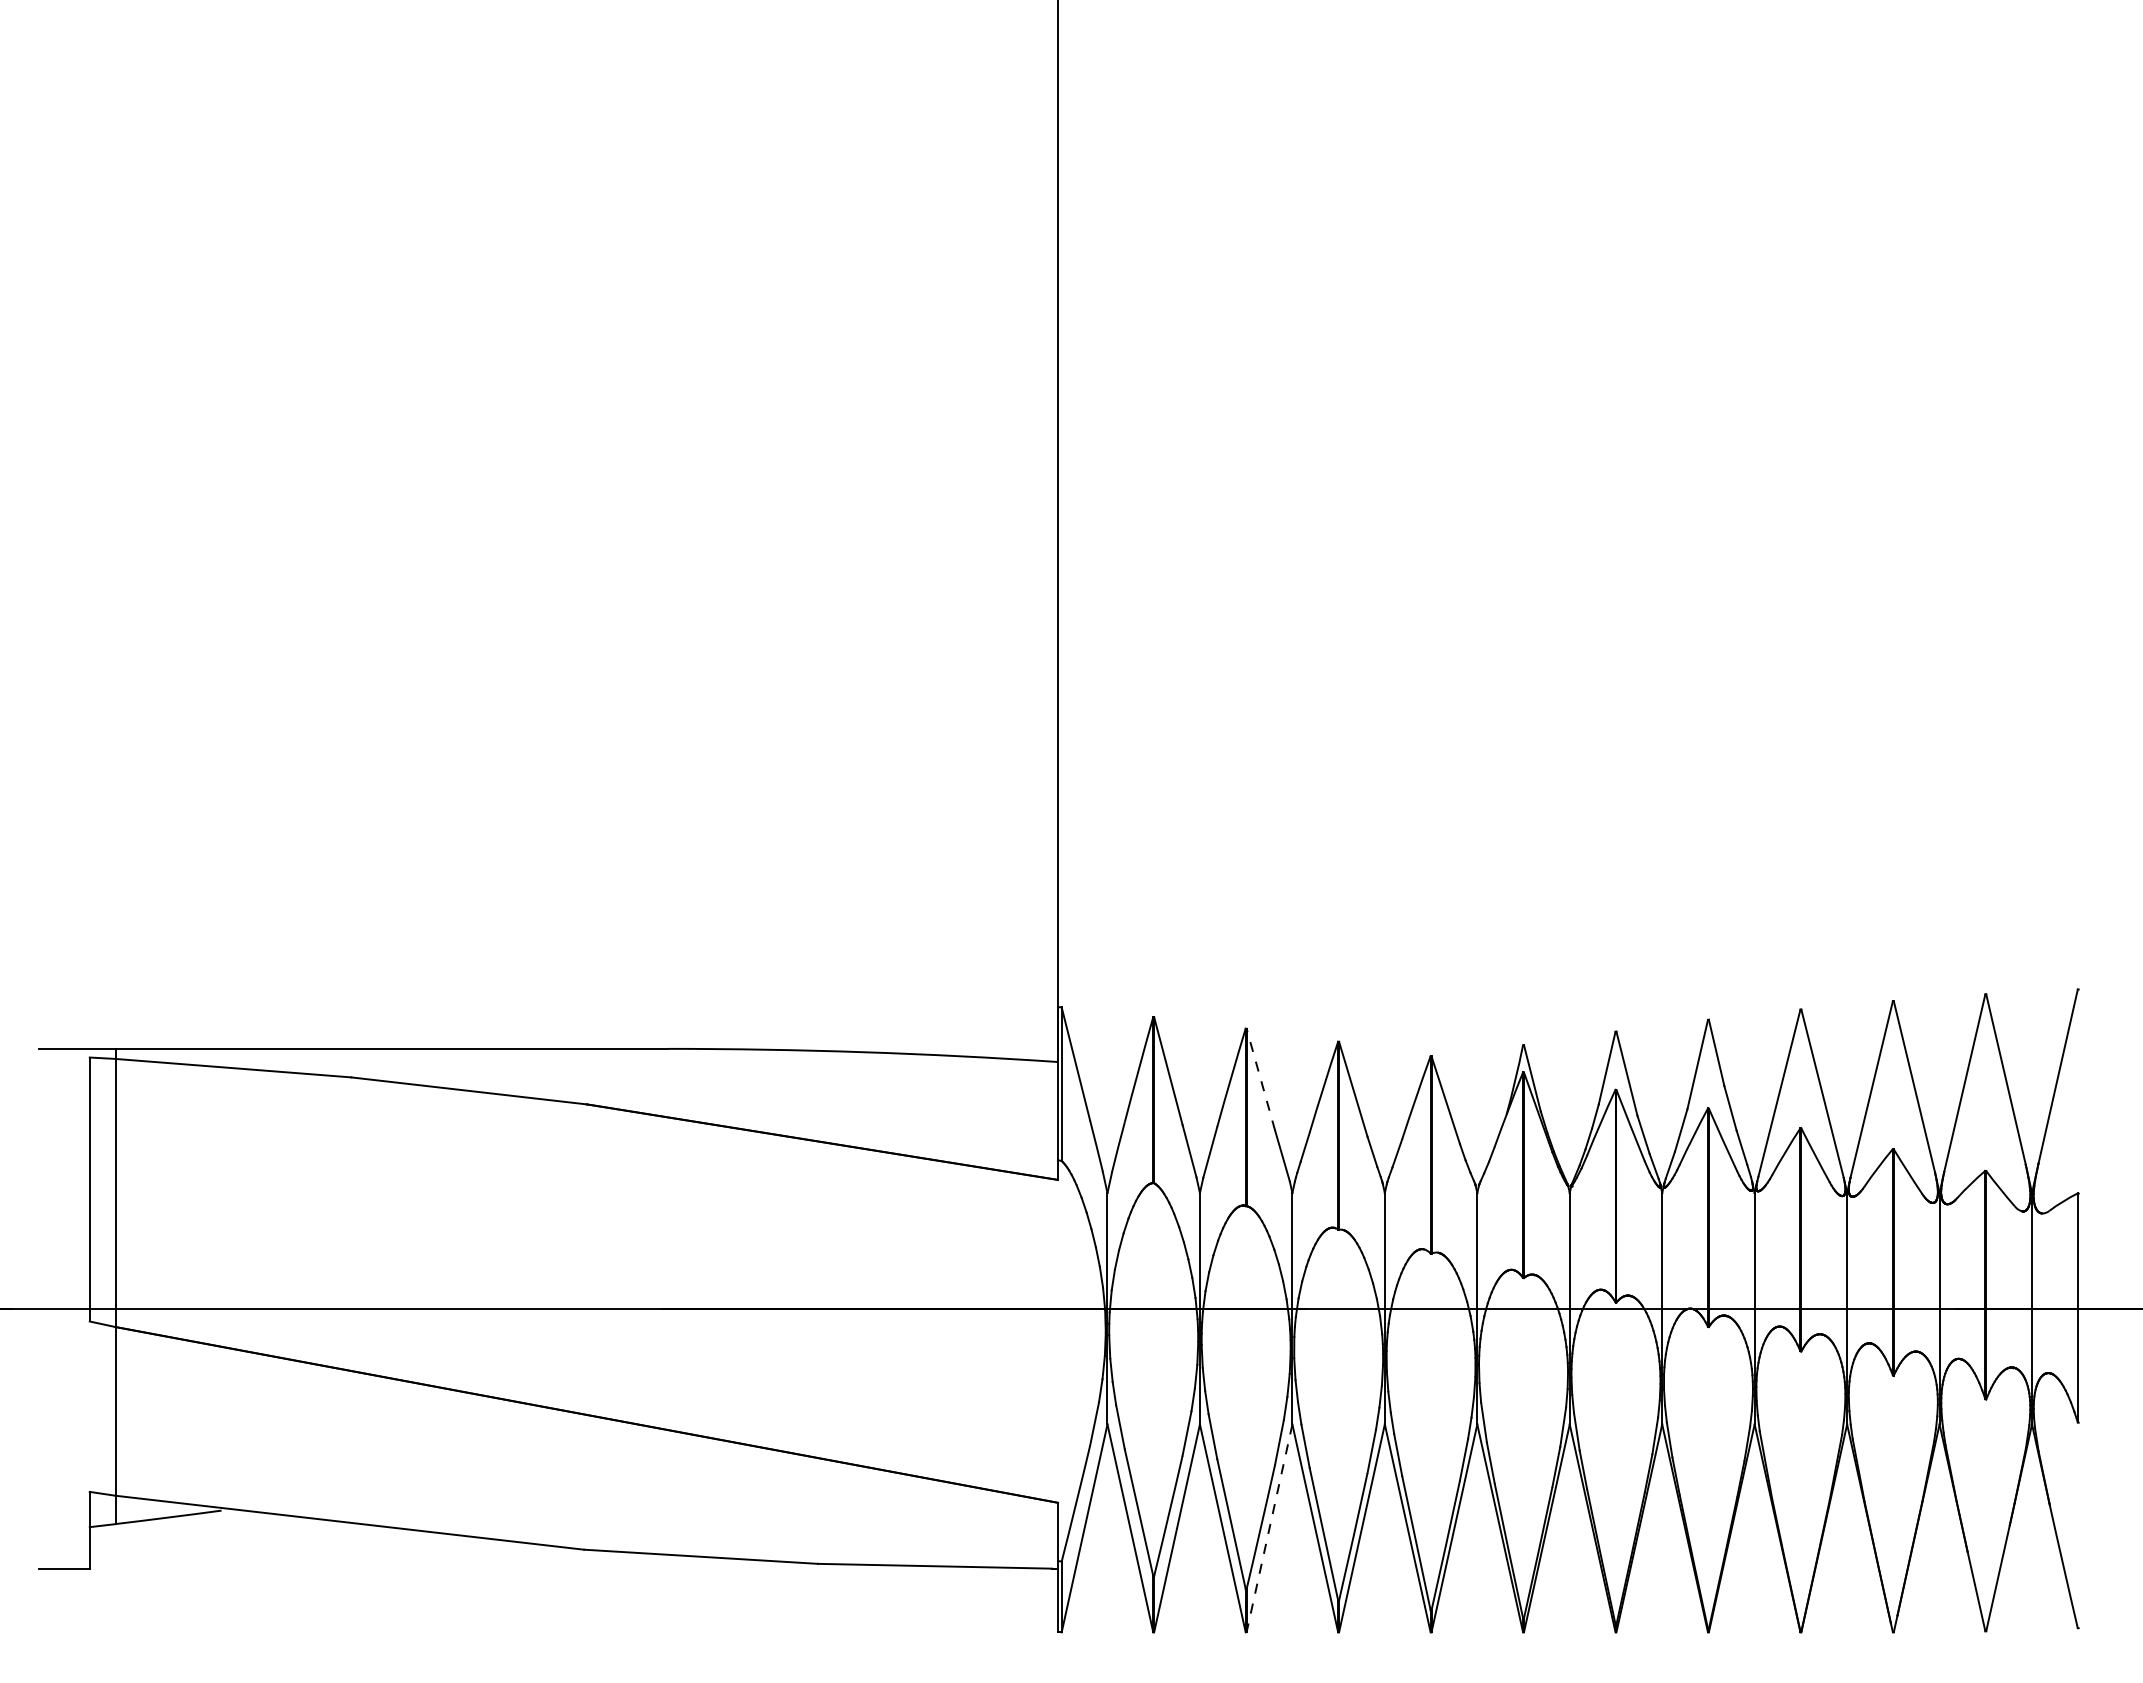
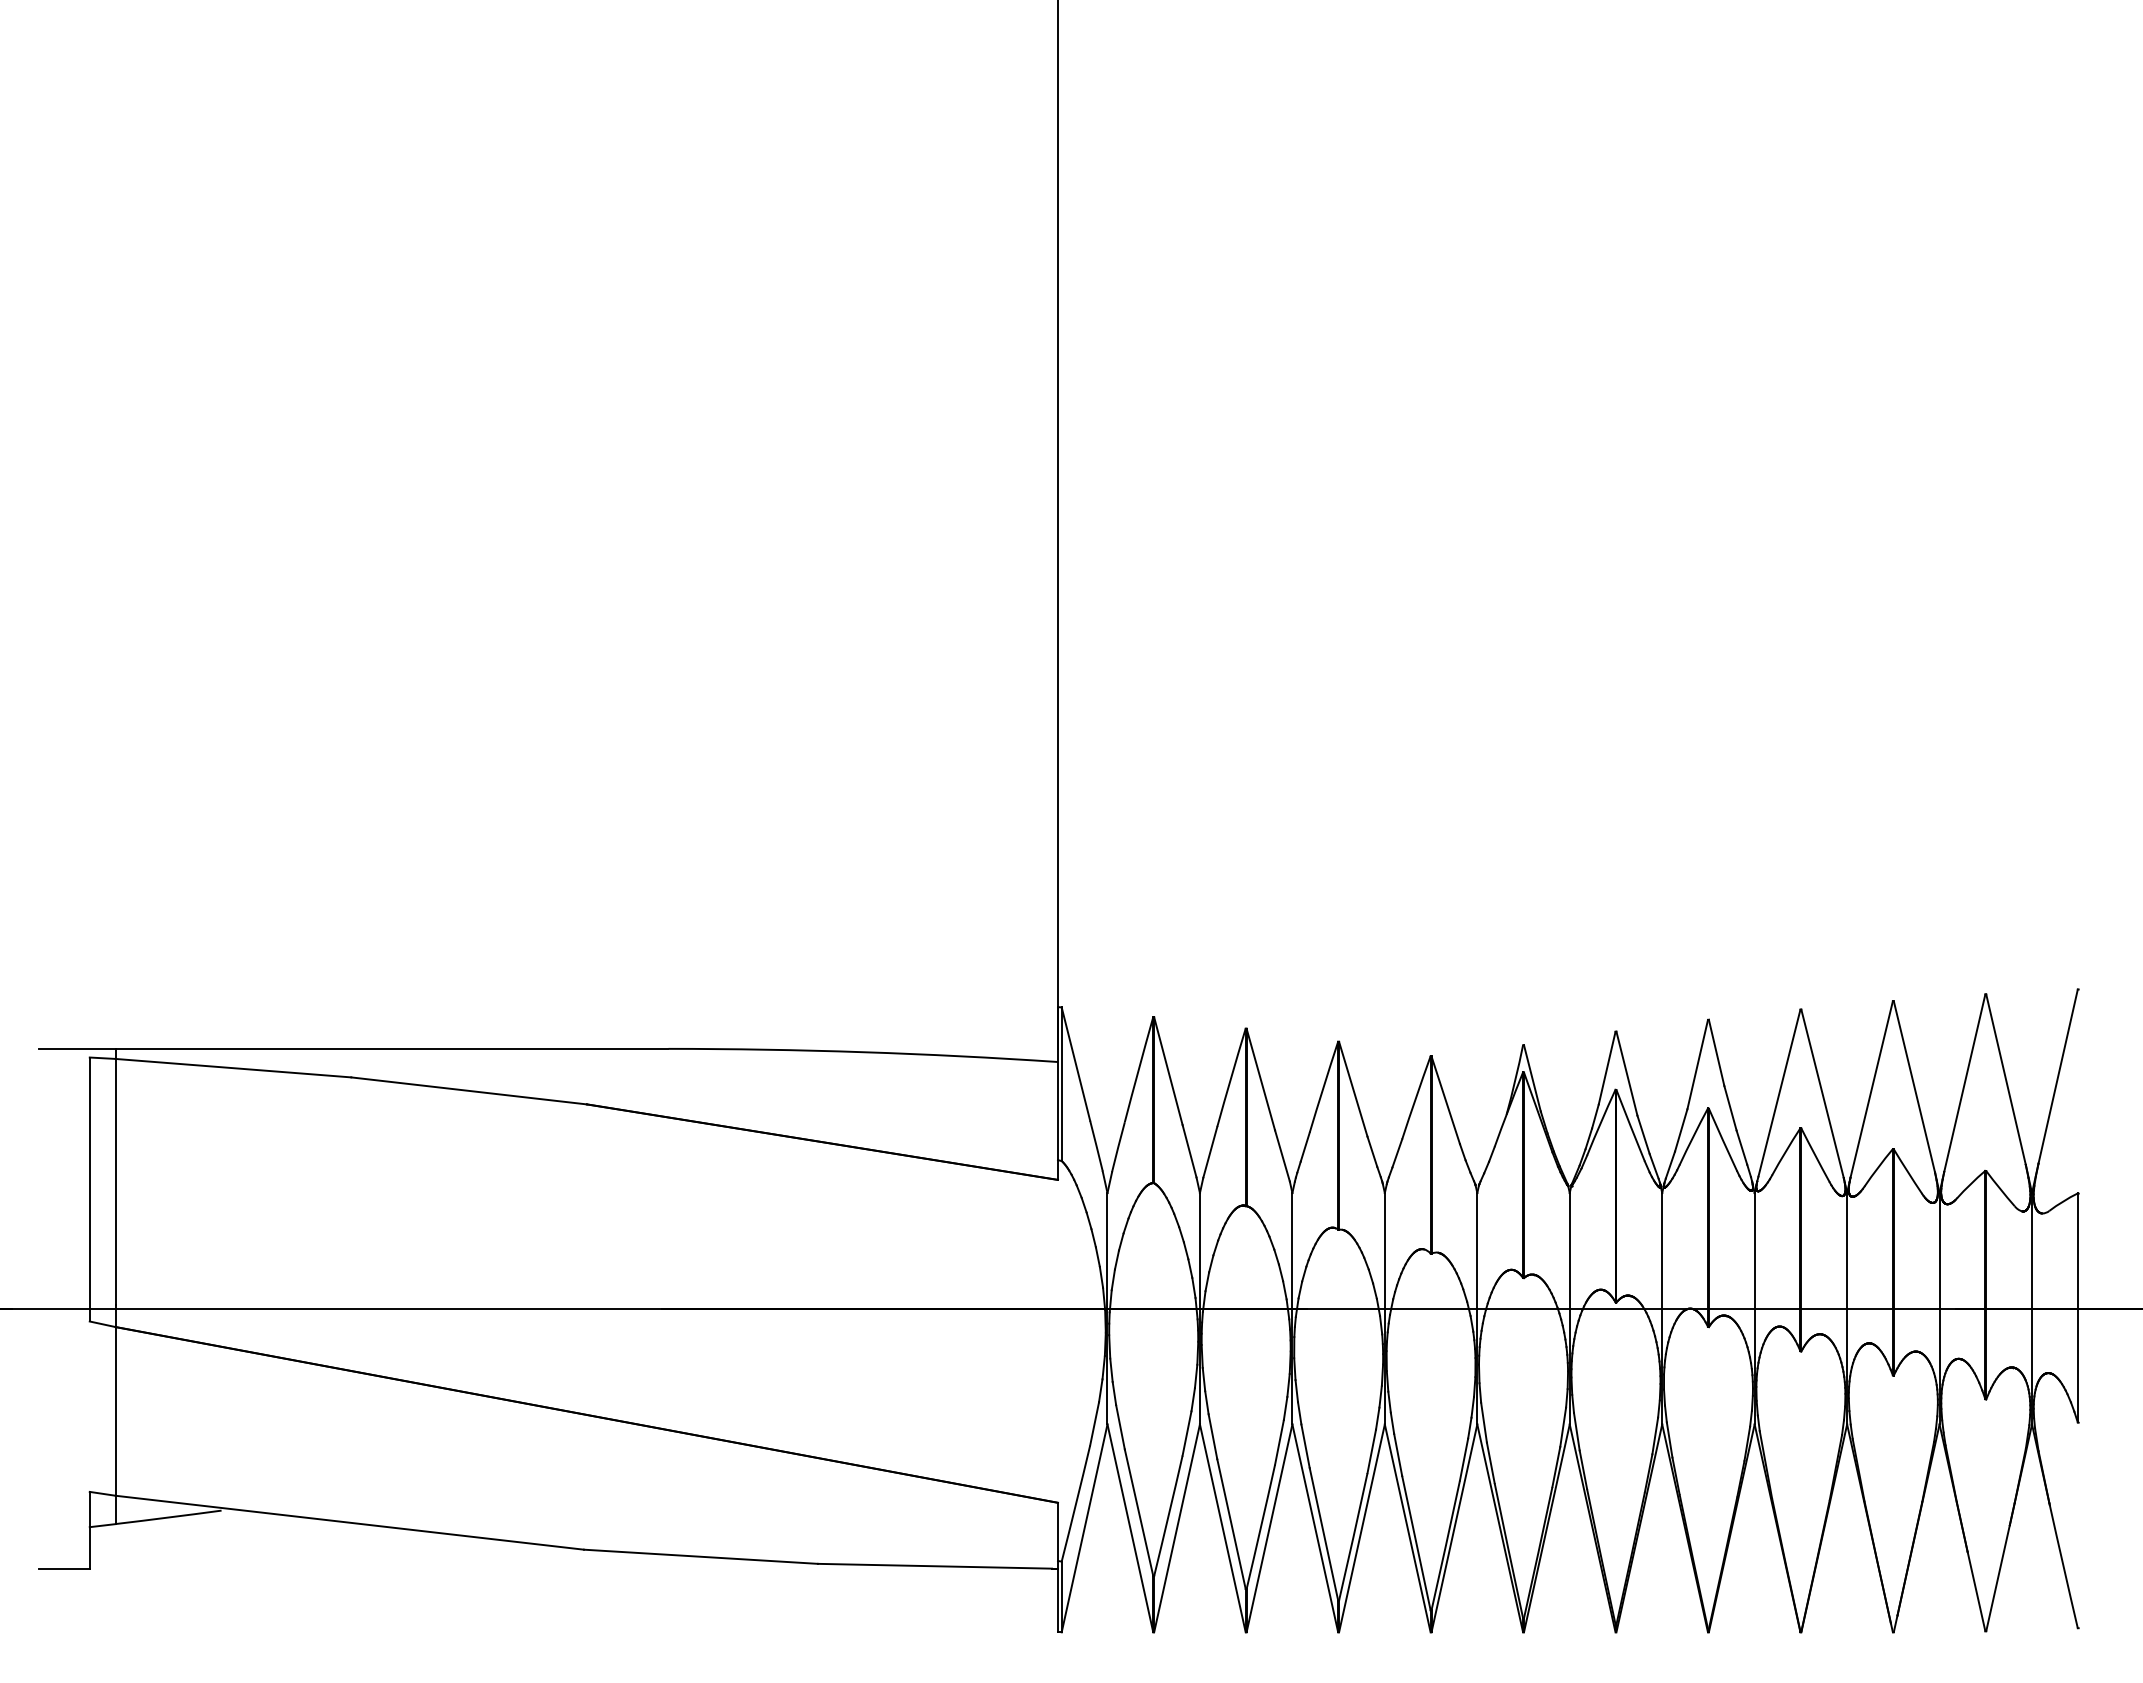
line: dashed -> solid (1260, 1079)
line: dashed -> solid (1269, 1528)
